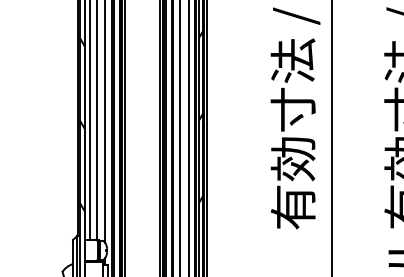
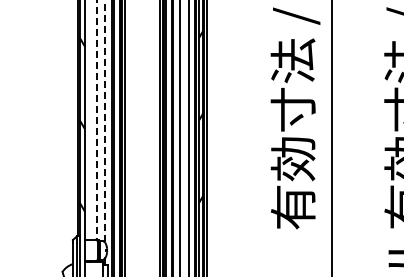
line: present -> none (90, 120)
line: solid -> dashed (96, 120)
line: solid -> dashed (105, 122)
